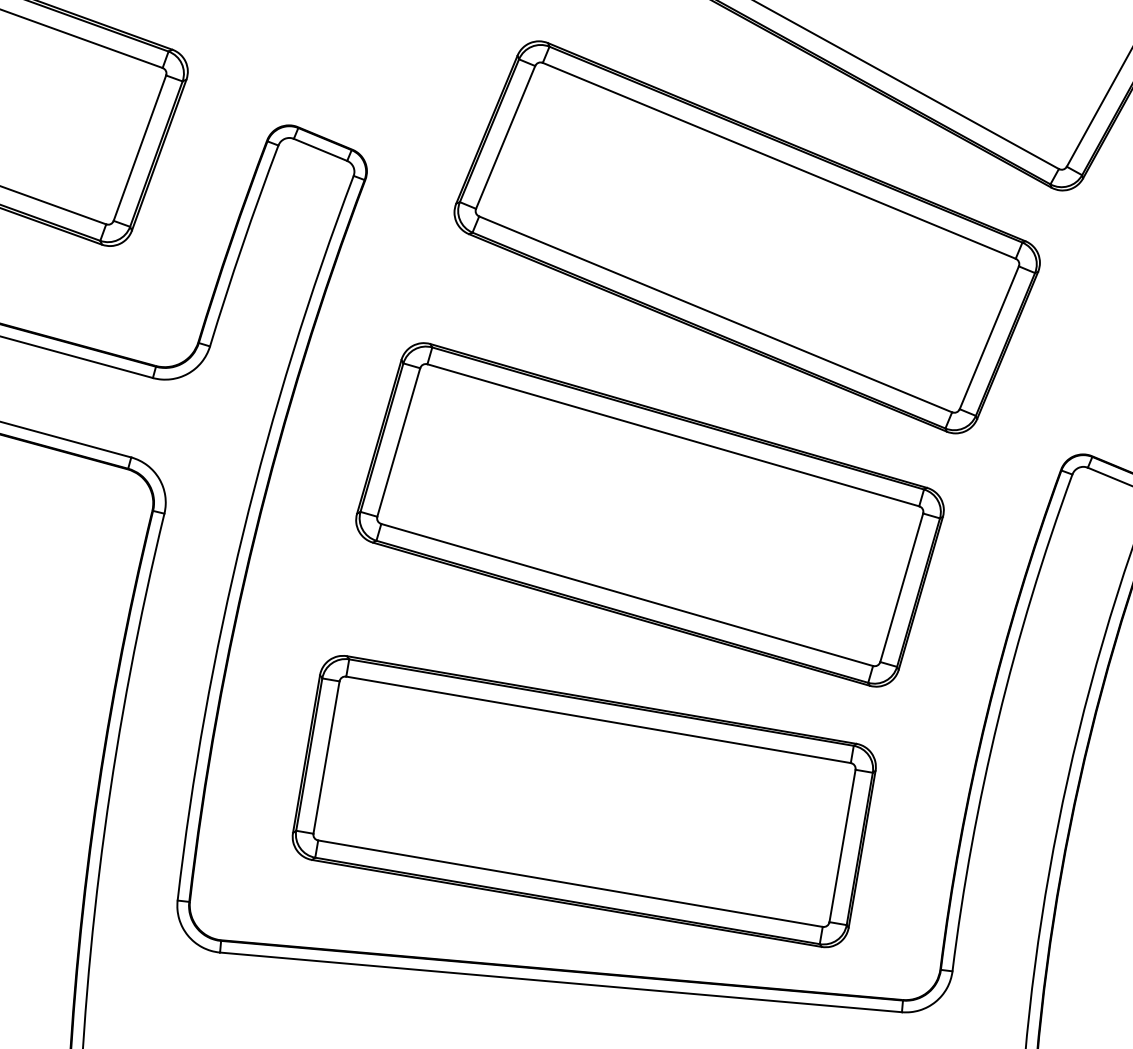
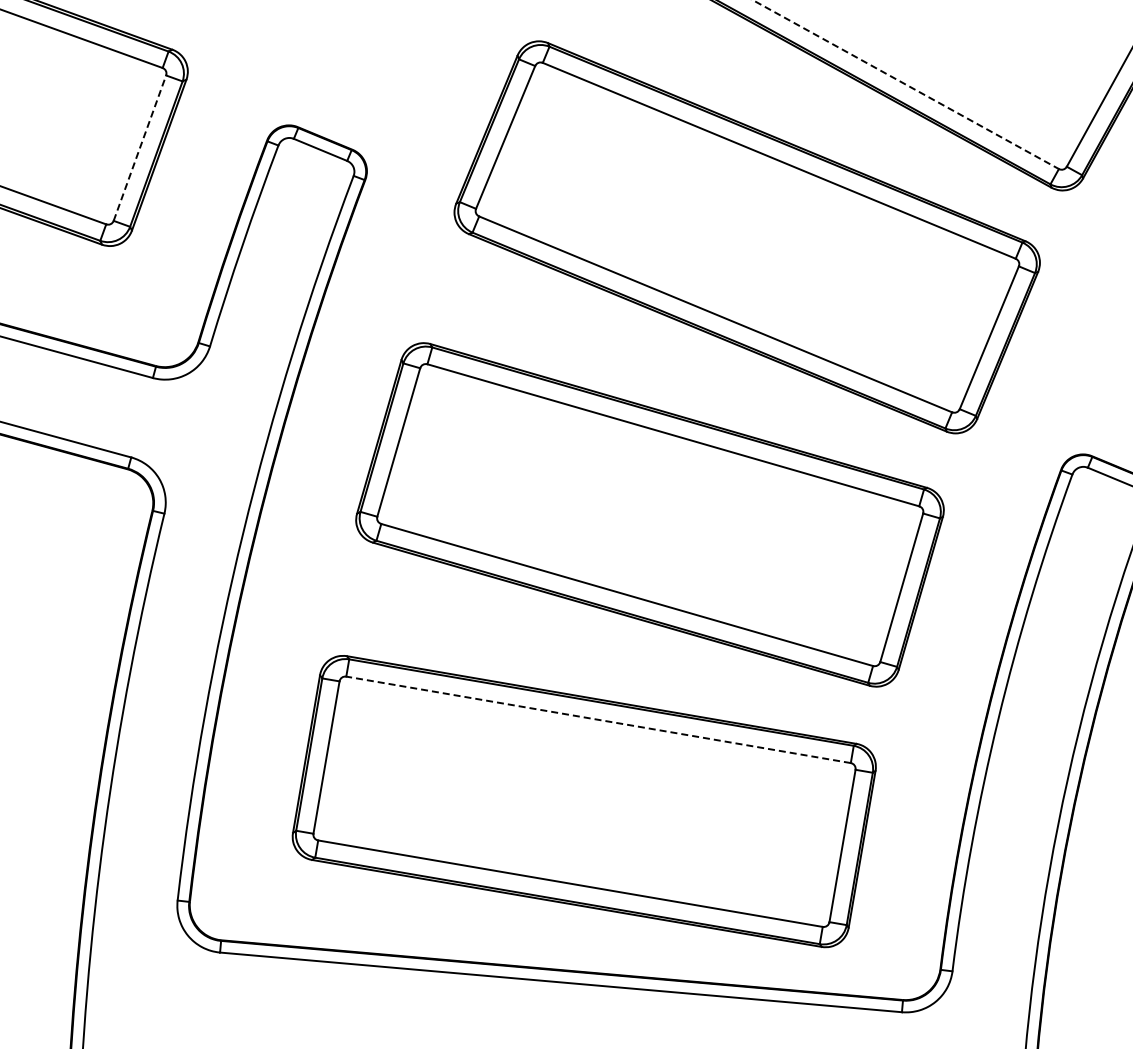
line: solid -> dashed (905, 84)
line: solid -> dashed (140, 147)
line: solid -> dashed (598, 719)
